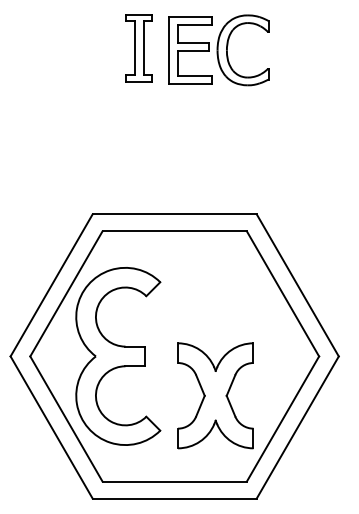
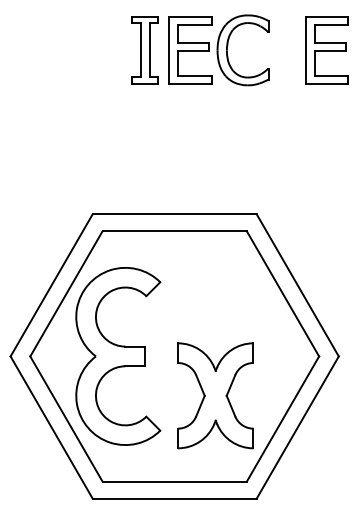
part position: (138, 48) -> (144, 50) (144, 50)
part: none -> present (326, 50)
